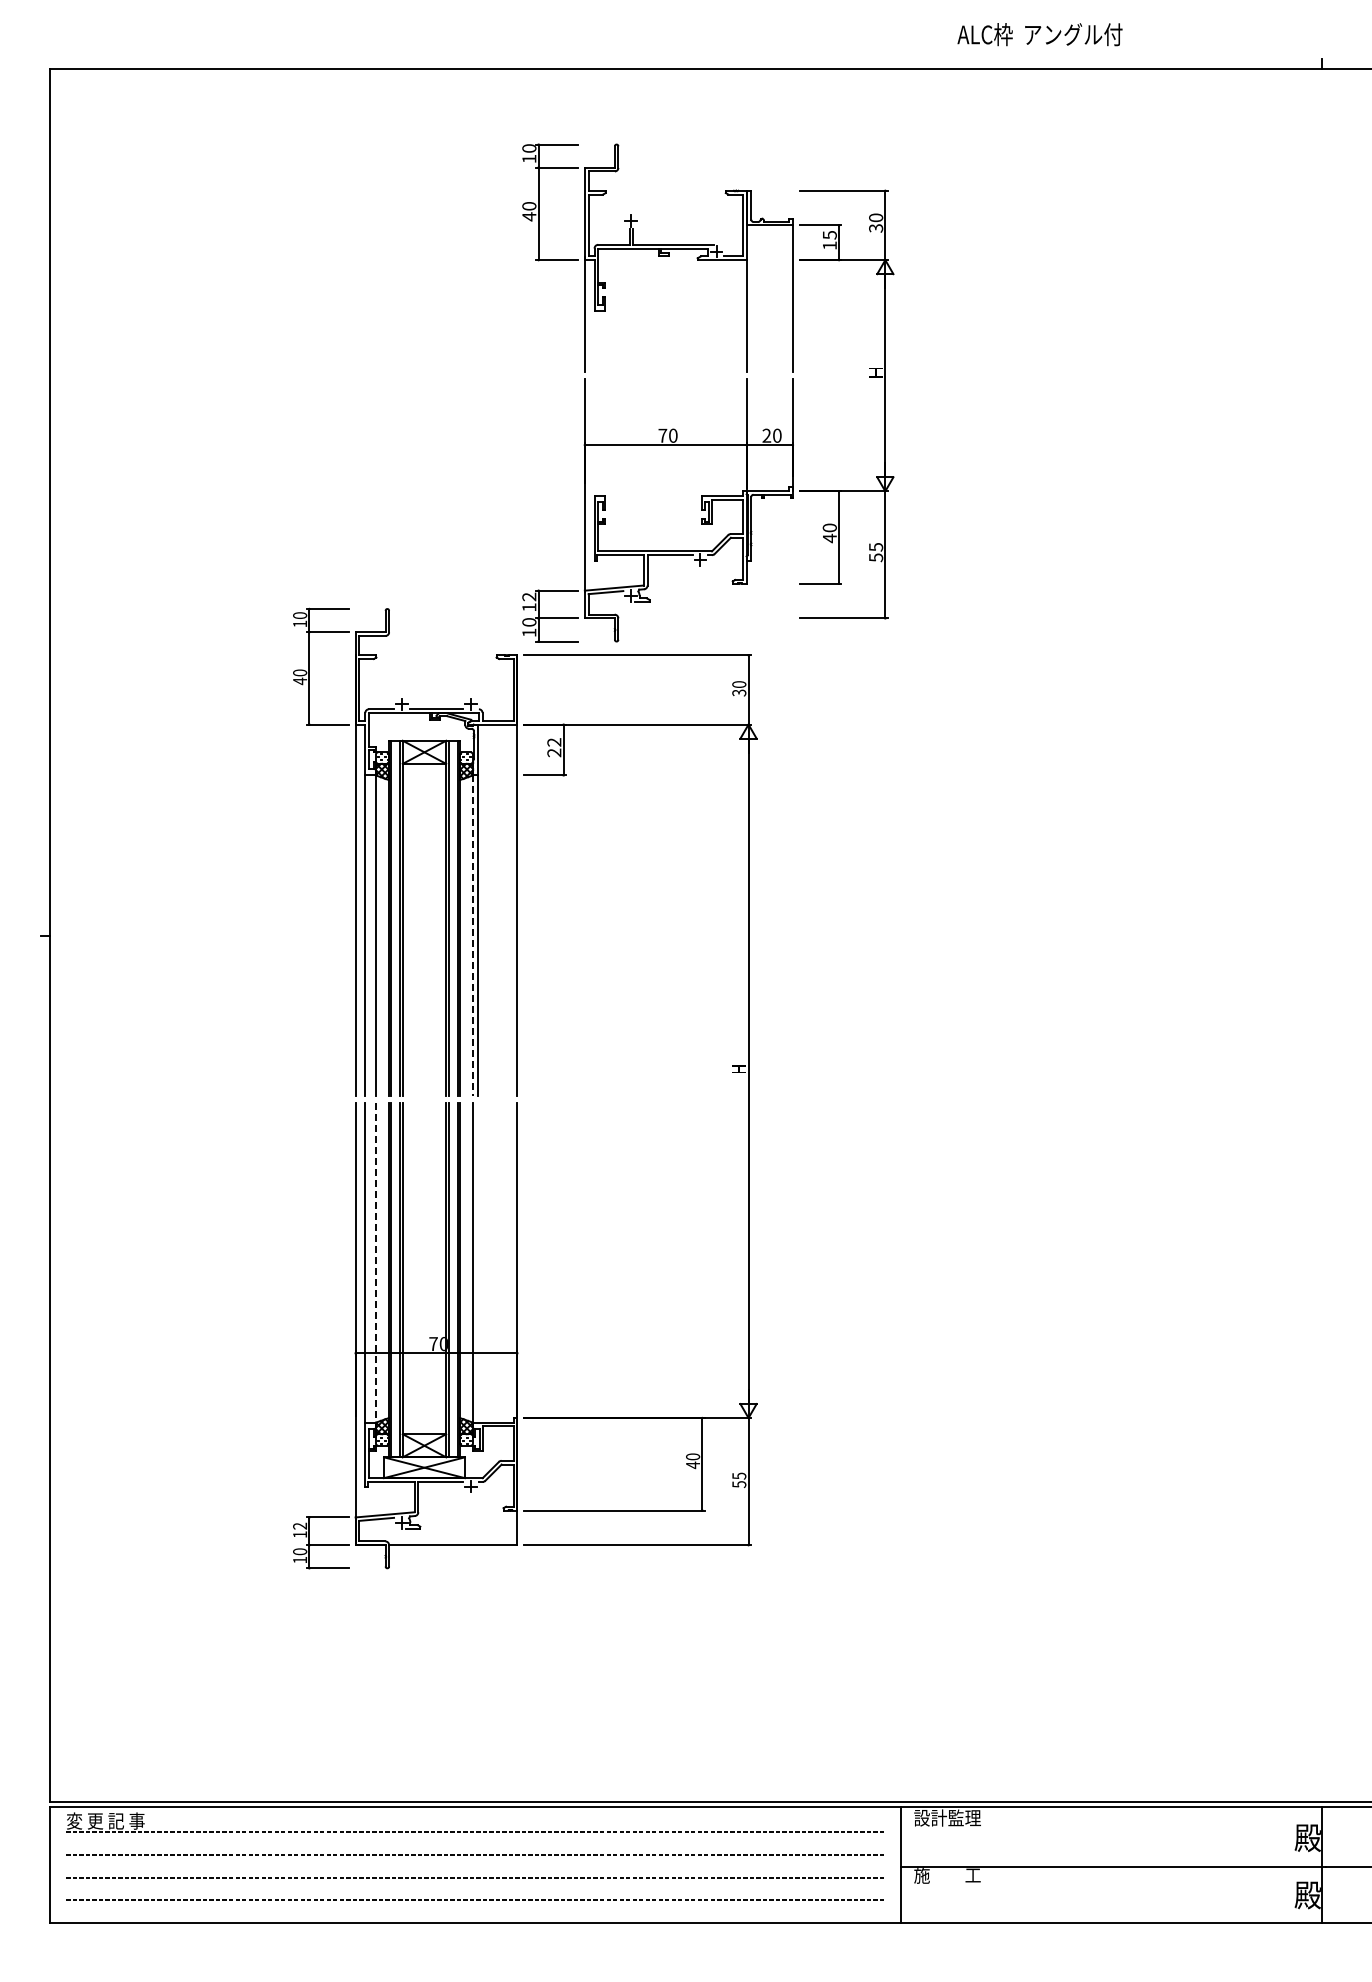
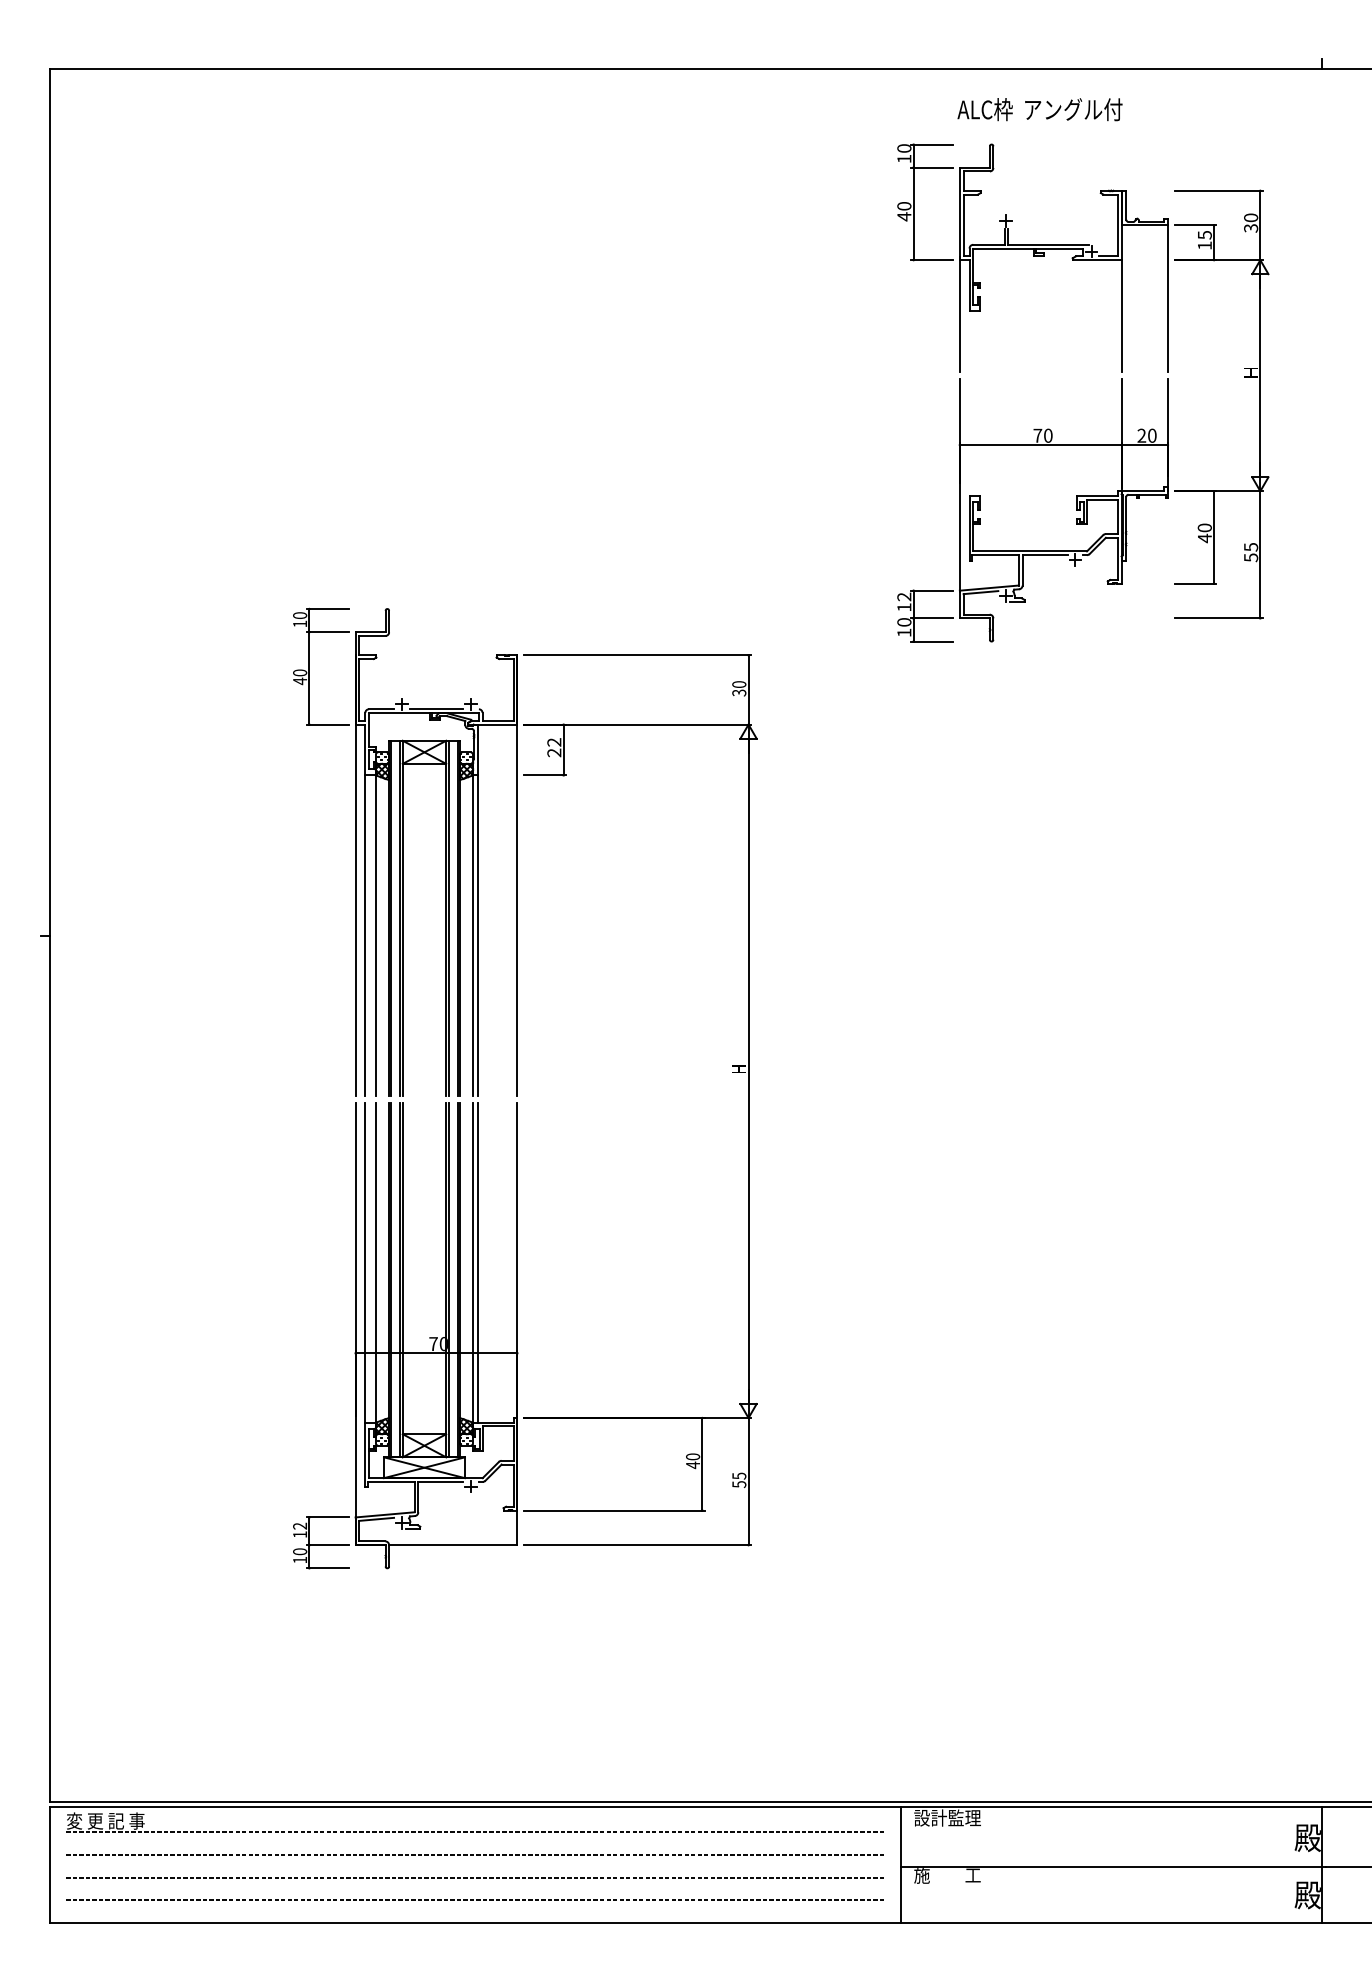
text position: (1039, 34) -> (1039, 109) (1039, 109)
part position: (746, 392) -> (1121, 392) (1121, 392)
line: dashed -> solid (473, 935)
line: none -> present (477, 1262)
line: dashed -> solid (375, 1263)
